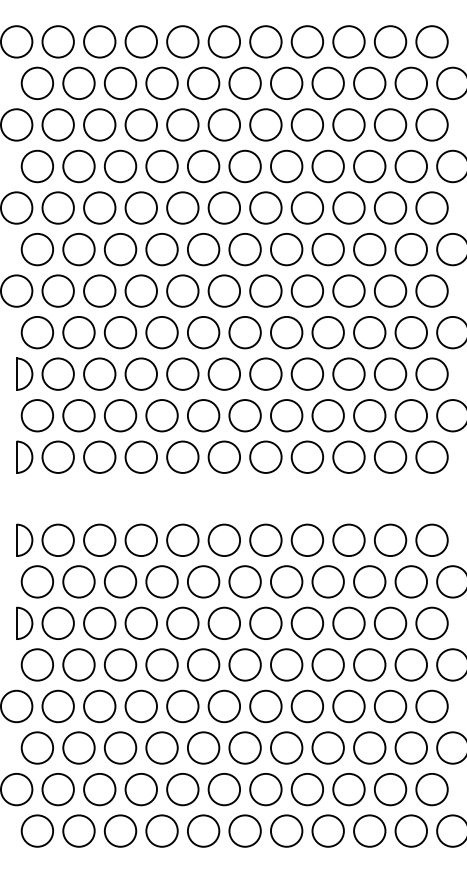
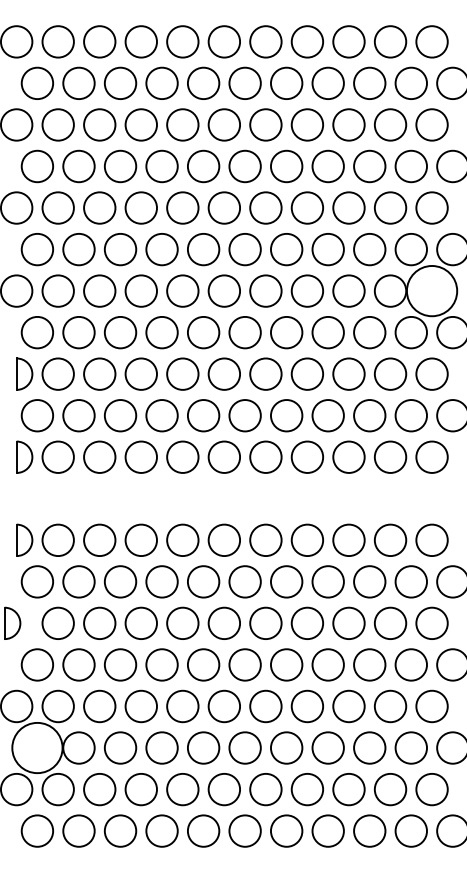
circle diameter: 31 px -> 50 px (431, 290)
part position: (24, 622) -> (12, 622) (12, 622)
circle diameter: 31 px -> 50 px (37, 747)
